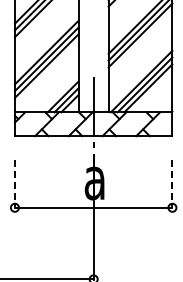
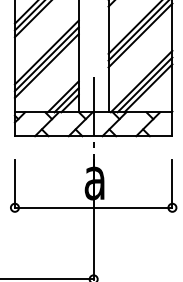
line: dashed -> solid (14, 184)
line: dashed -> solid (172, 184)
